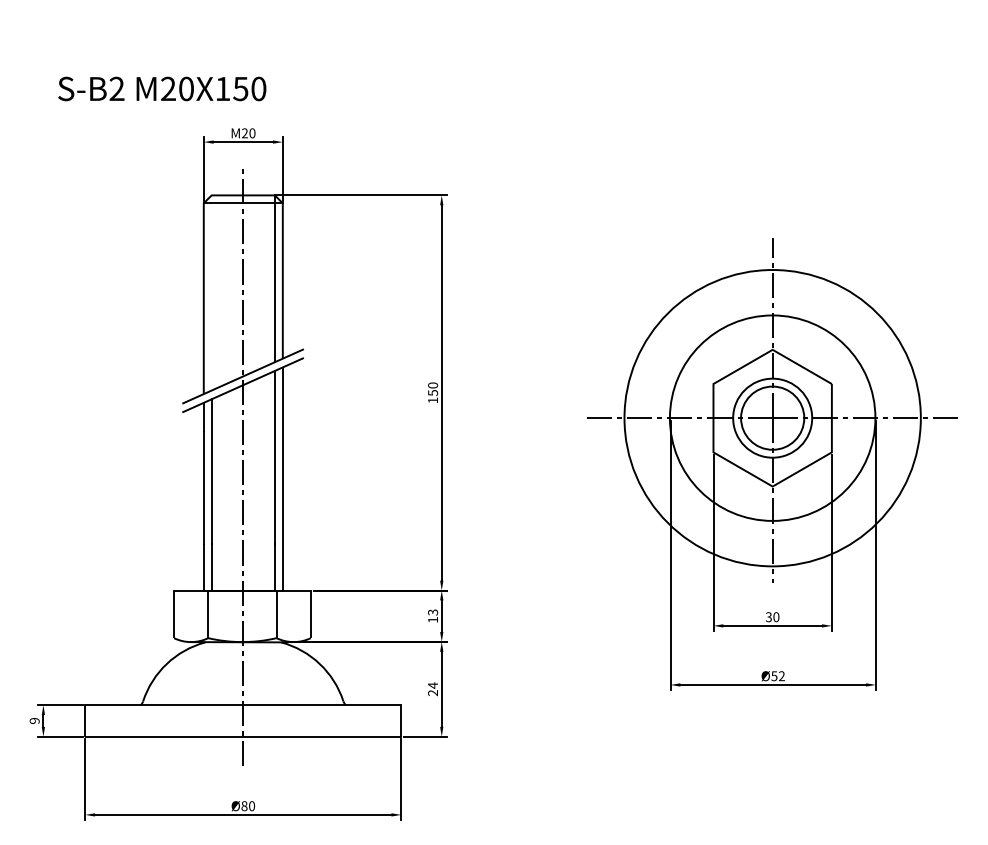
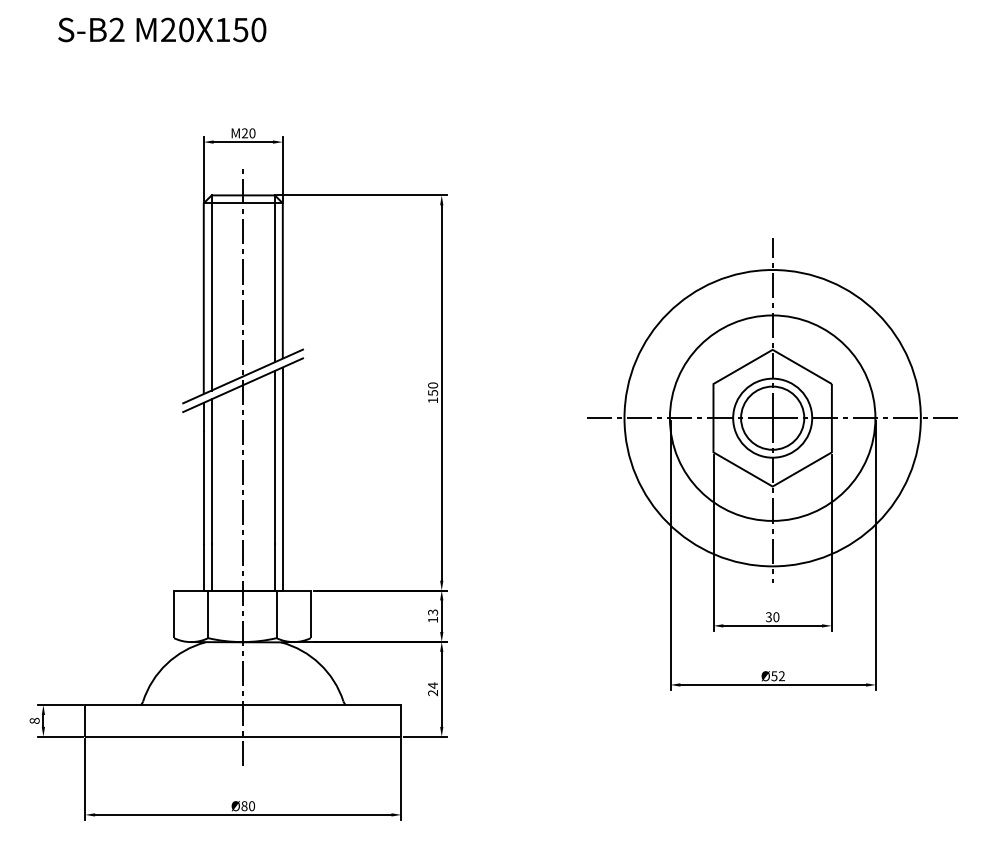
text position: (162, 88) -> (162, 29) (162, 29)
line: none -> present (211, 292)
text: 9 -> 8 (34, 720)
